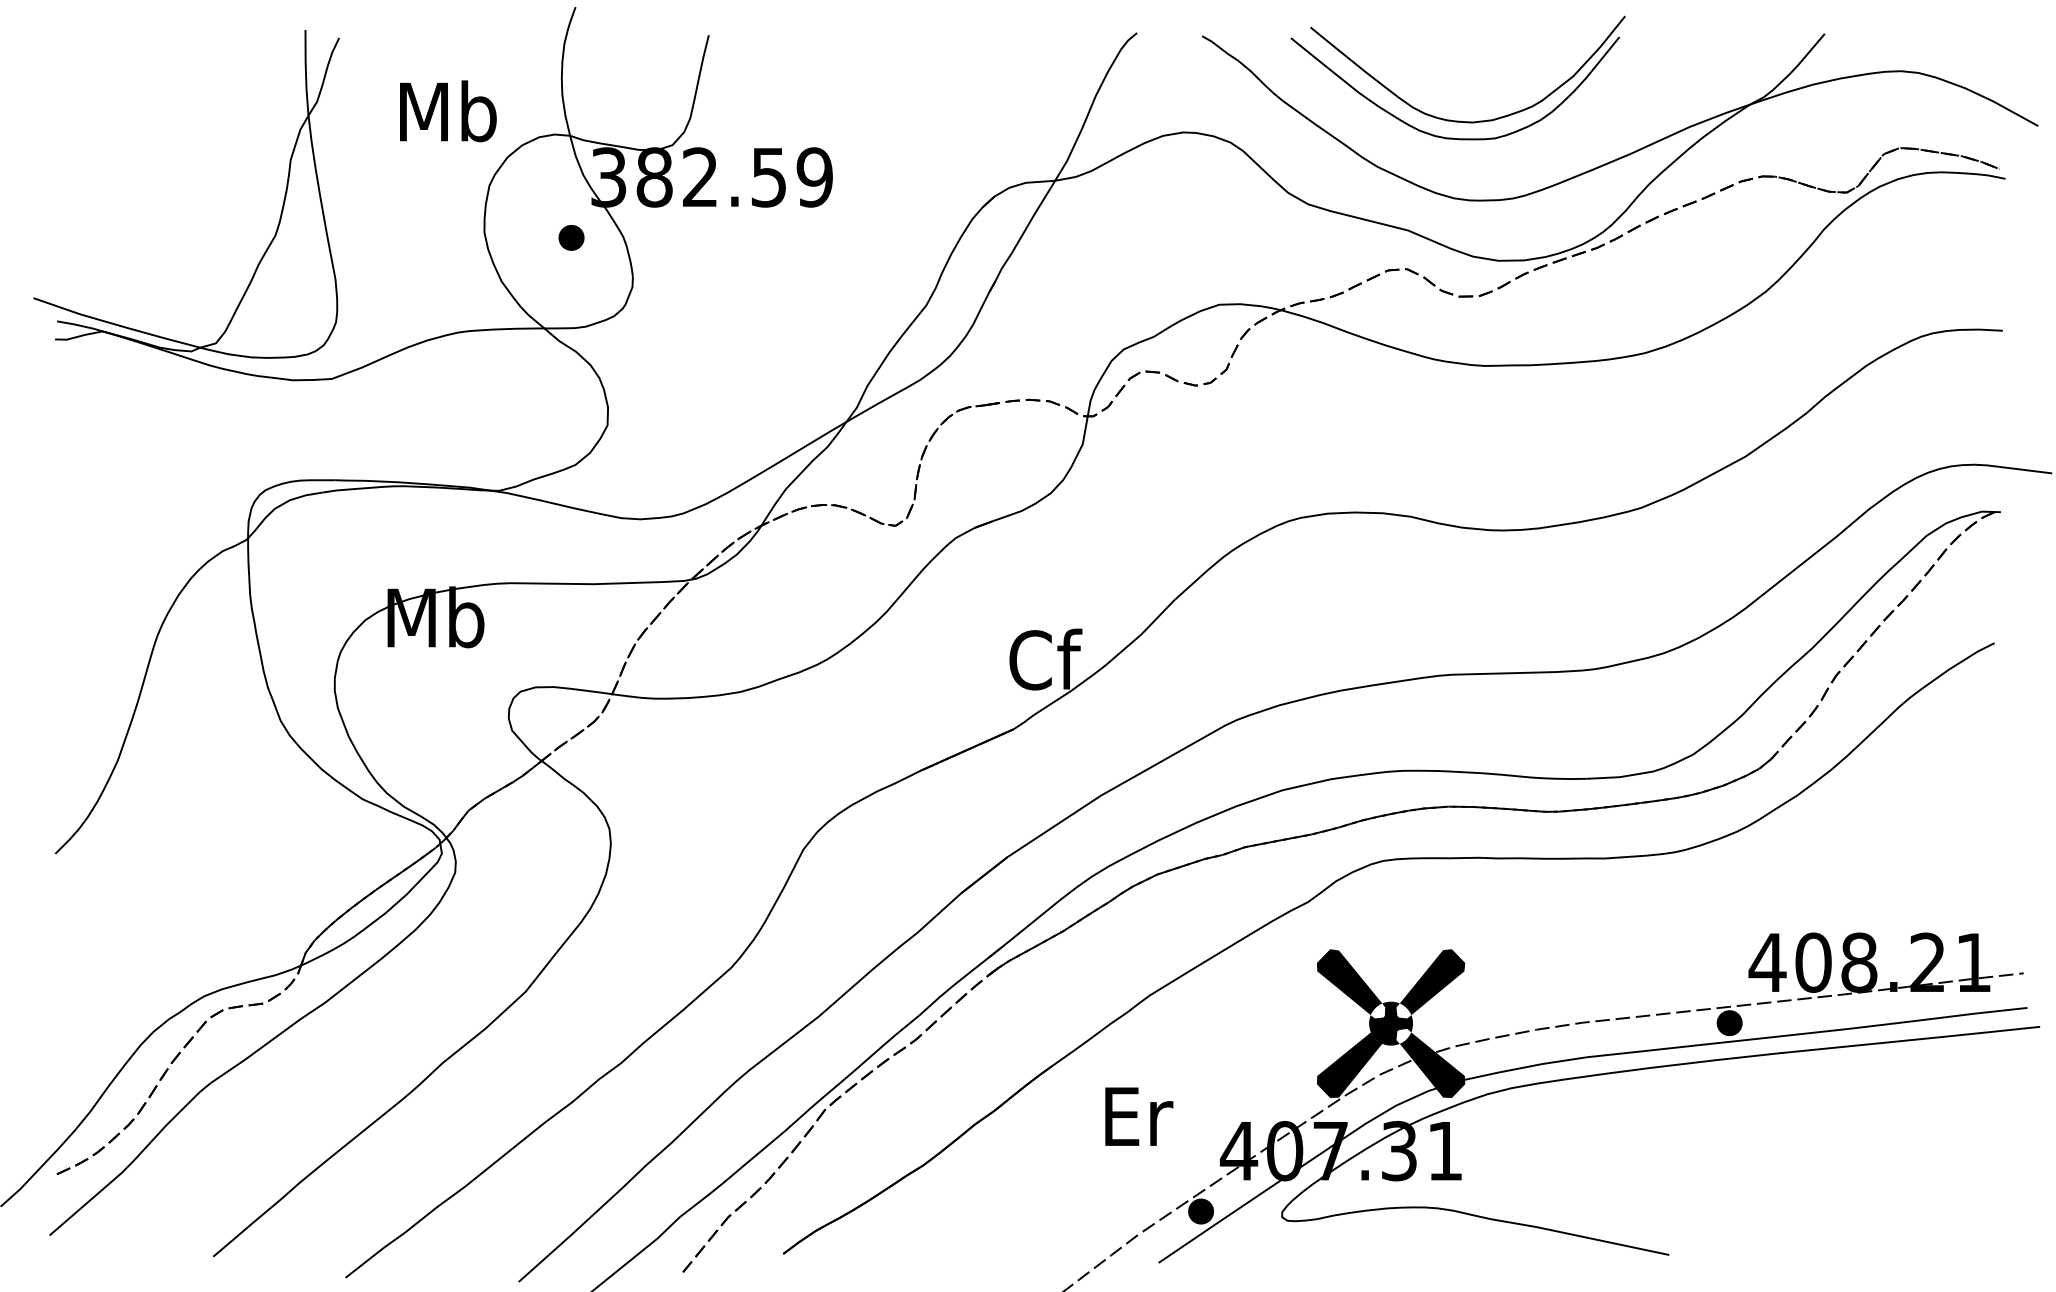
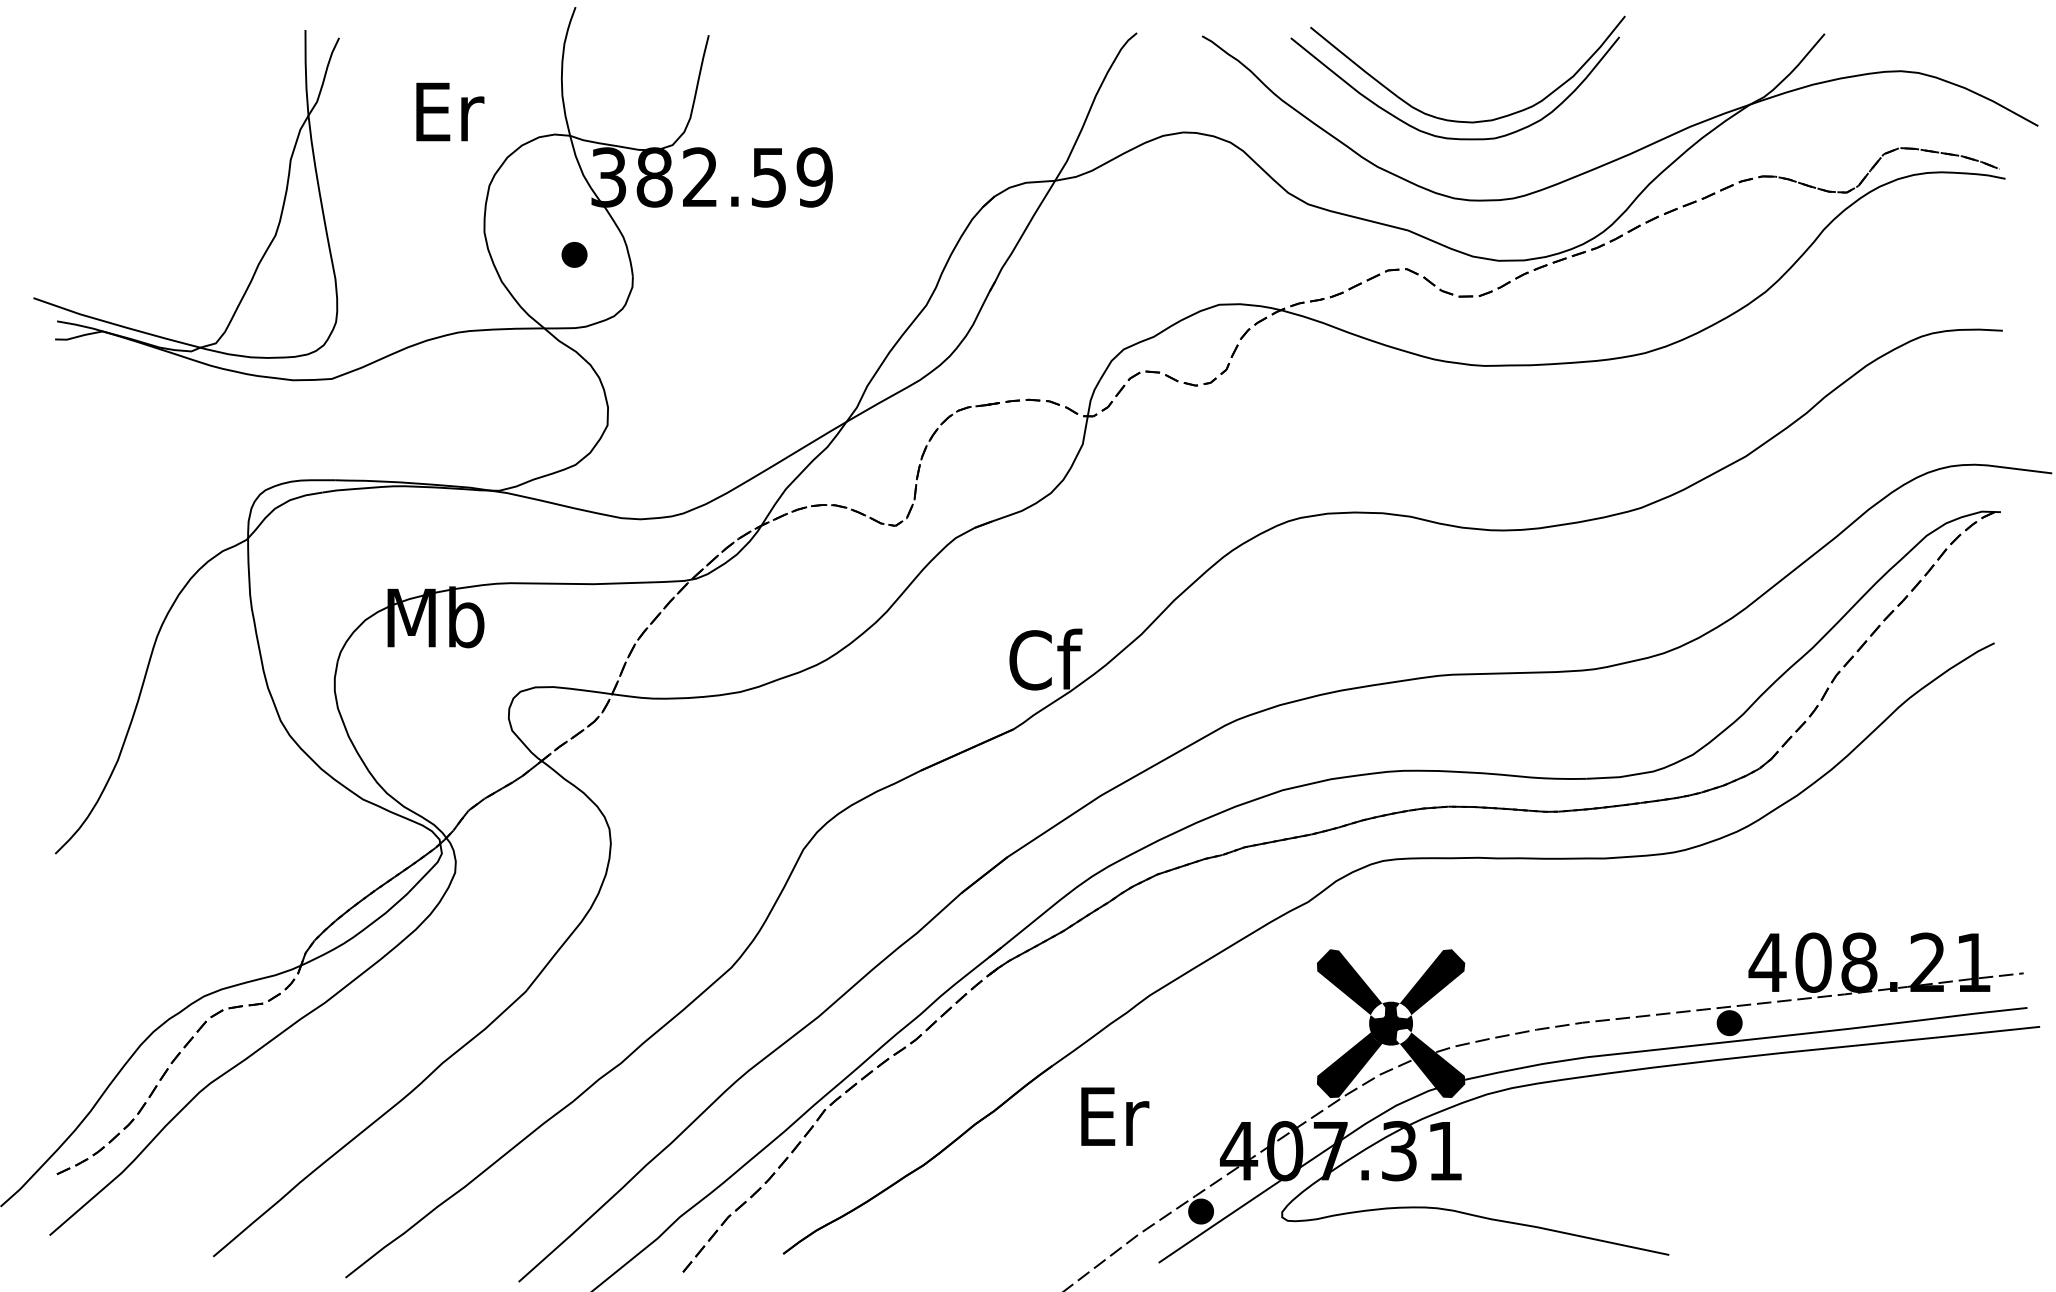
text: Mb -> Er (448, 111)
part position: (571, 237) -> (574, 254) (574, 254)
text position: (1139, 1116) -> (1115, 1116) (1115, 1116)
